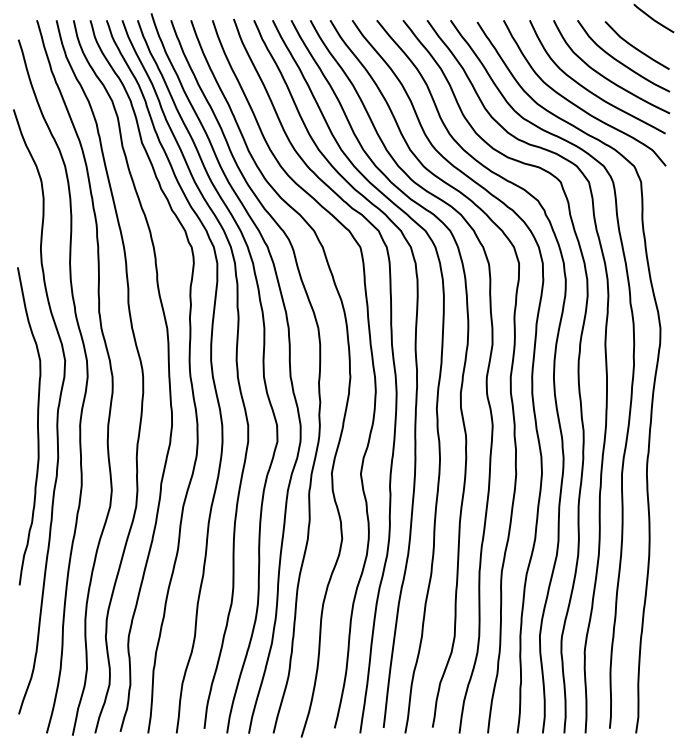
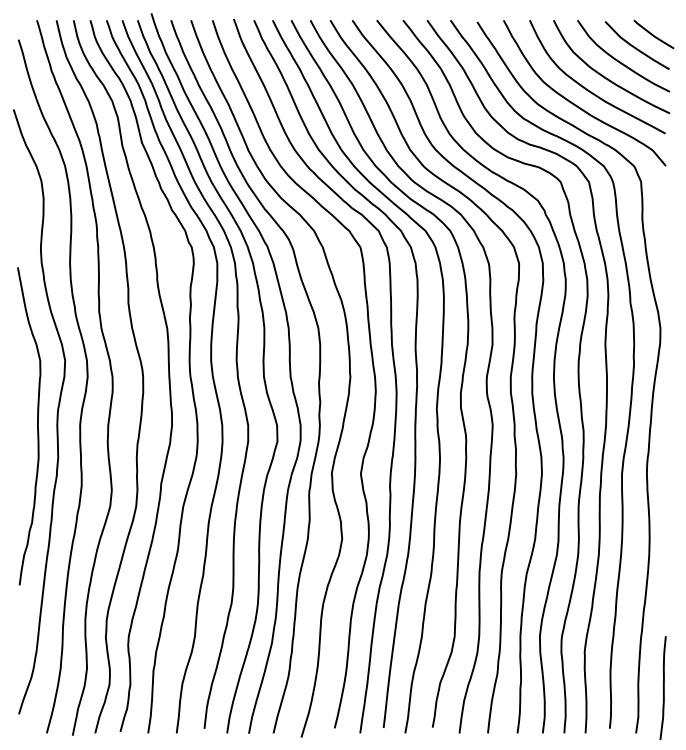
line position: (653, 18) -> (653, 34) (653, 34)
curve: none -> present (662, 687)
